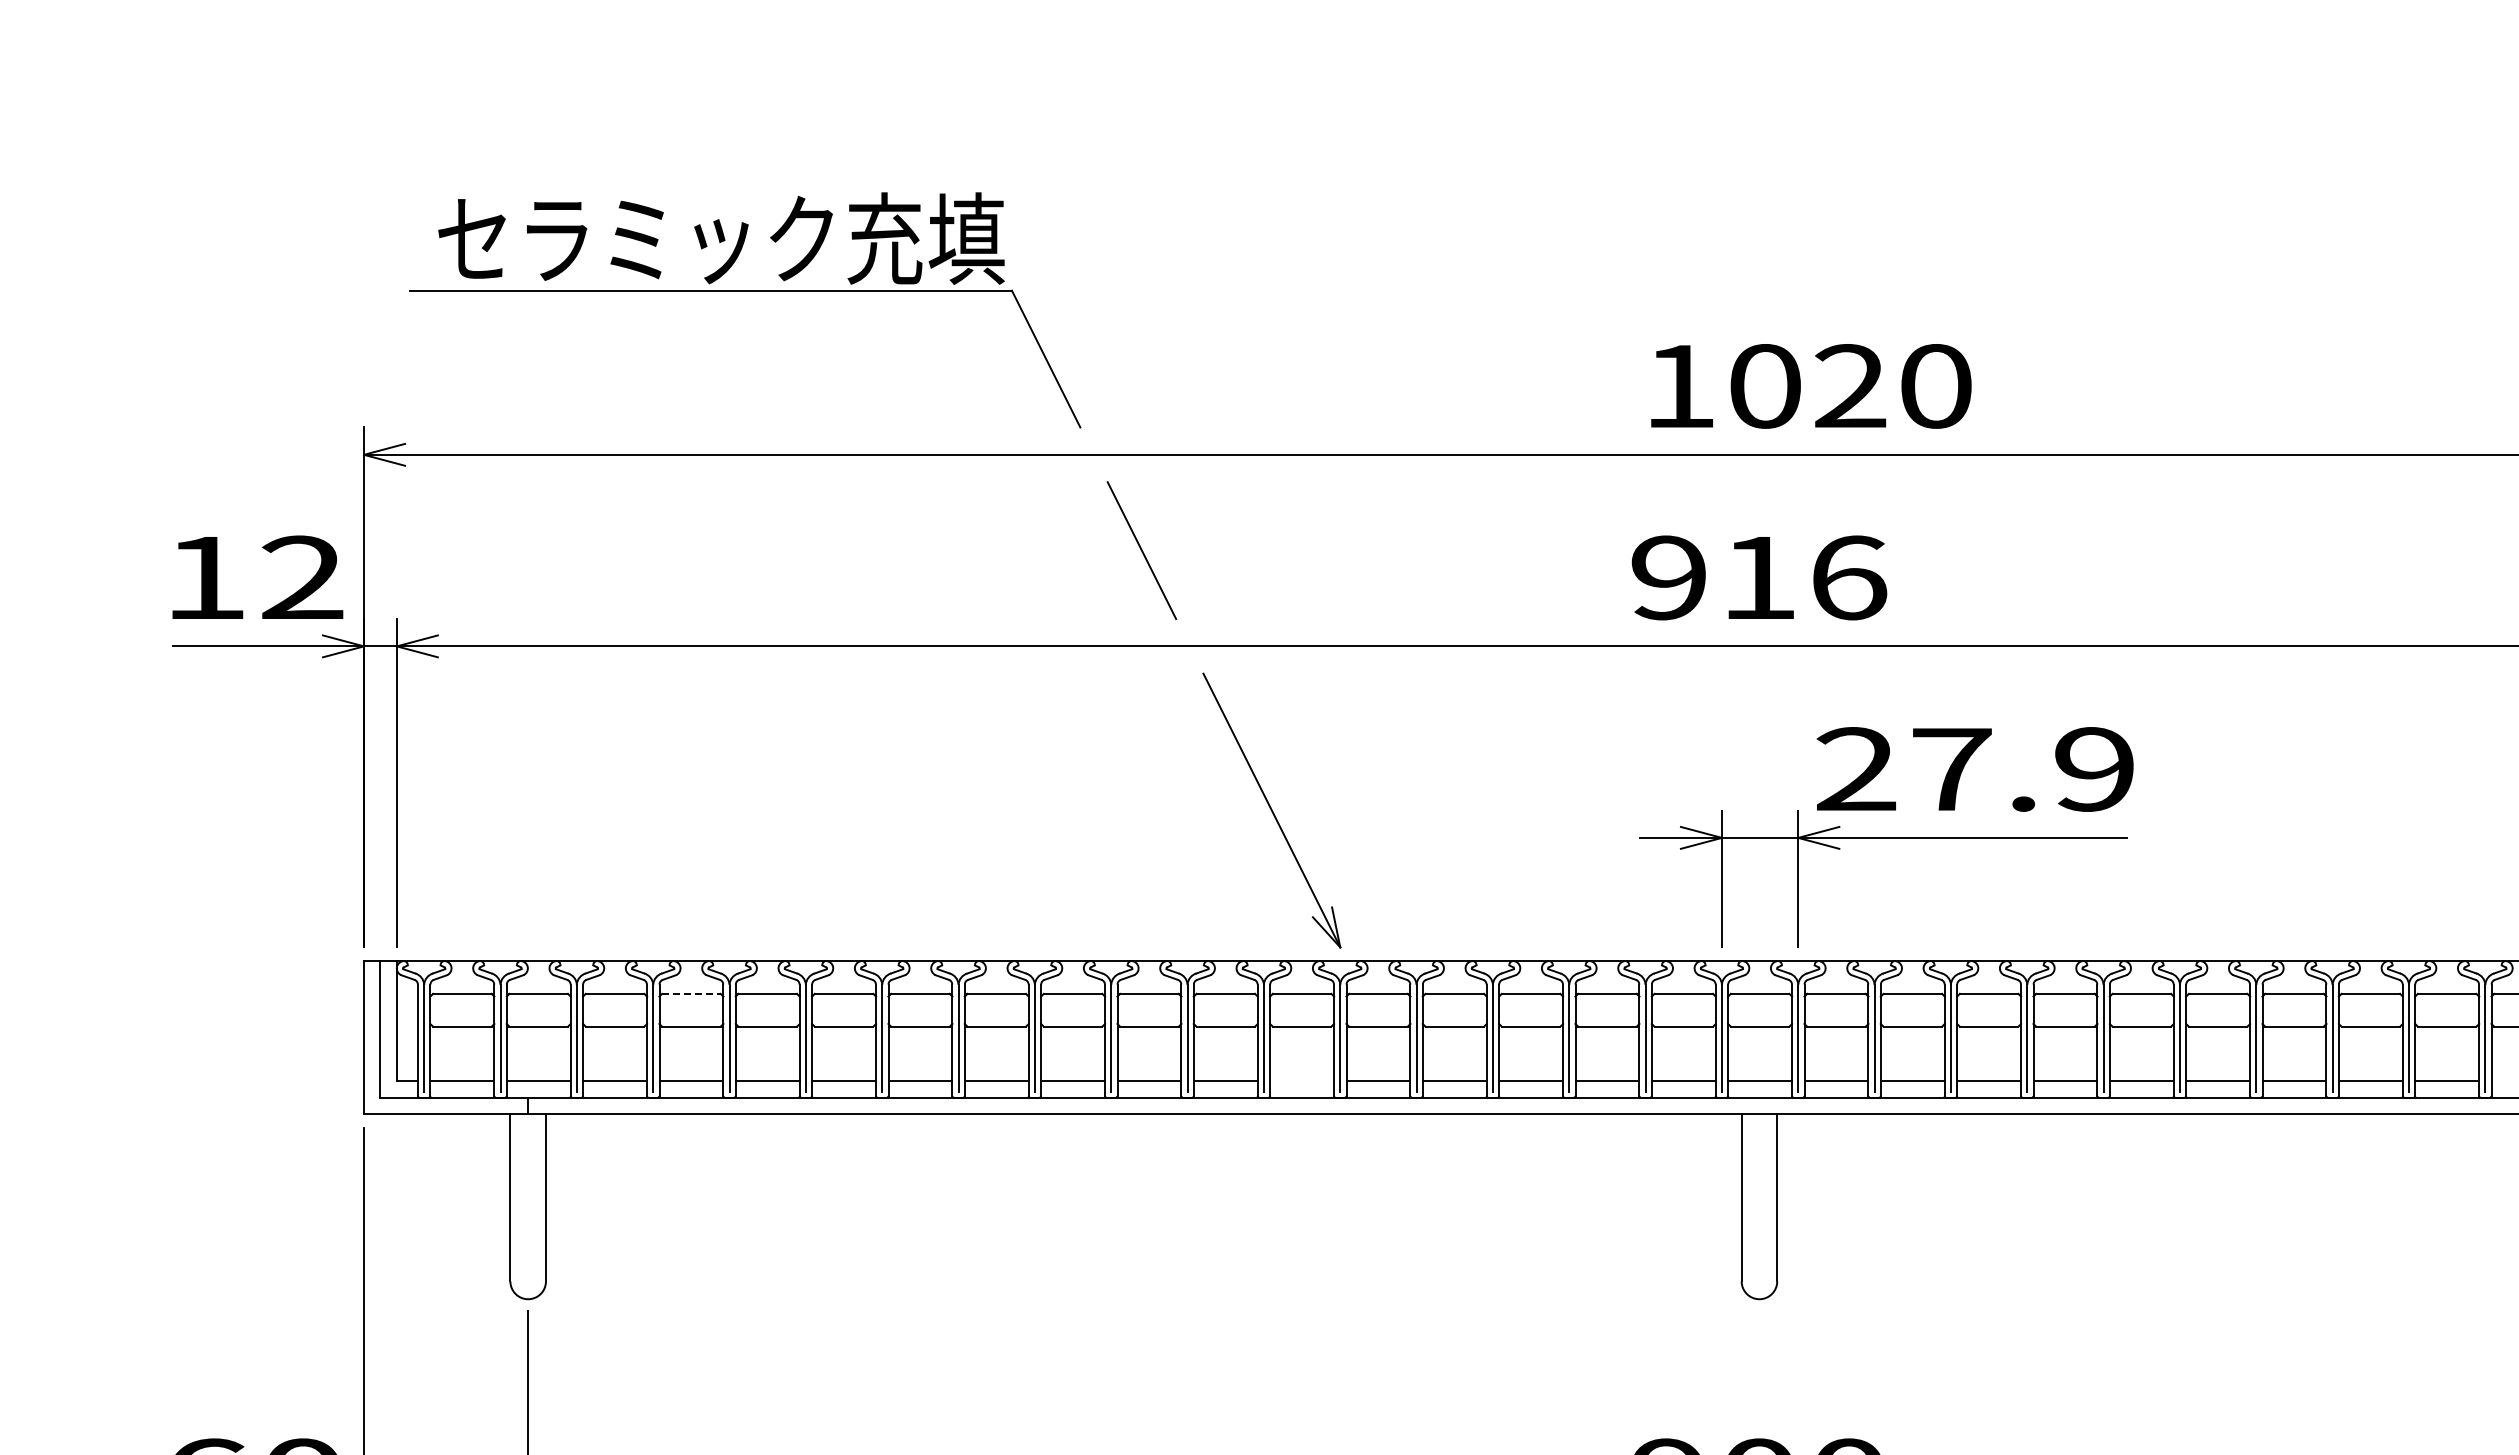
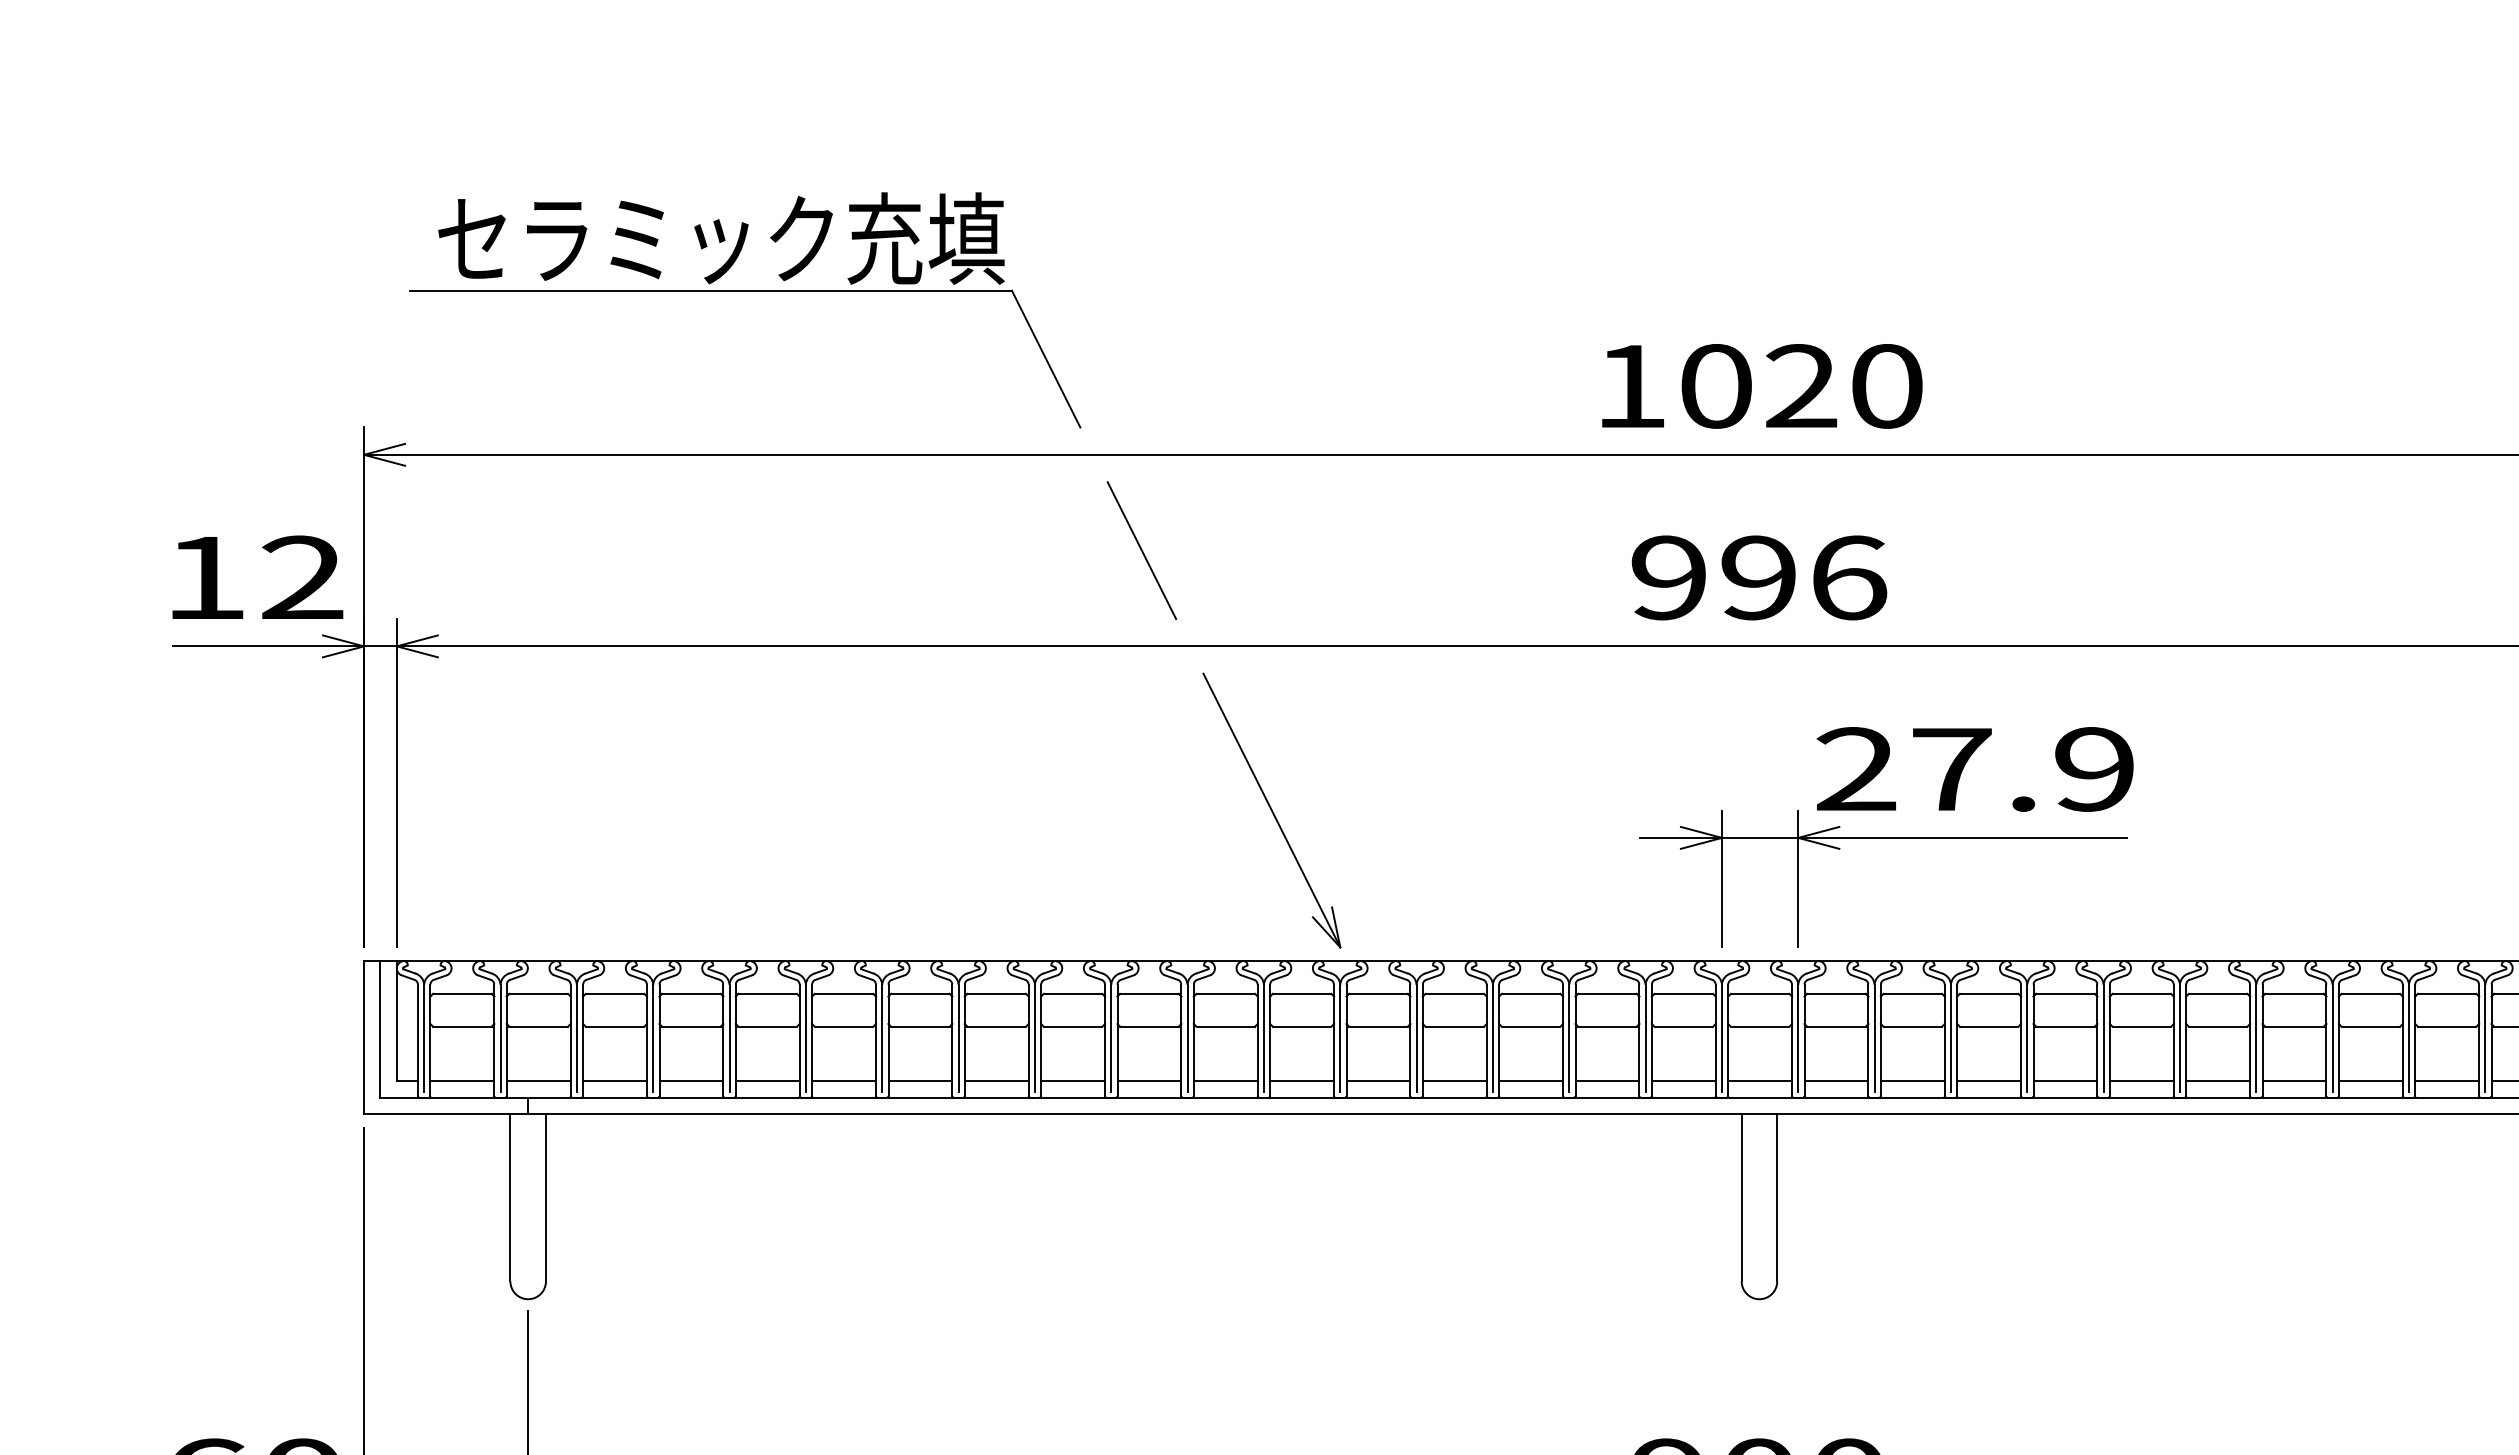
text position: (1811, 386) -> (1762, 386) (1762, 386)
text: 916 -> 996 (1758, 577)
line: dashed -> solid (691, 993)
line: none -> present (1301, 1081)
line: none -> present (2503, 1081)
